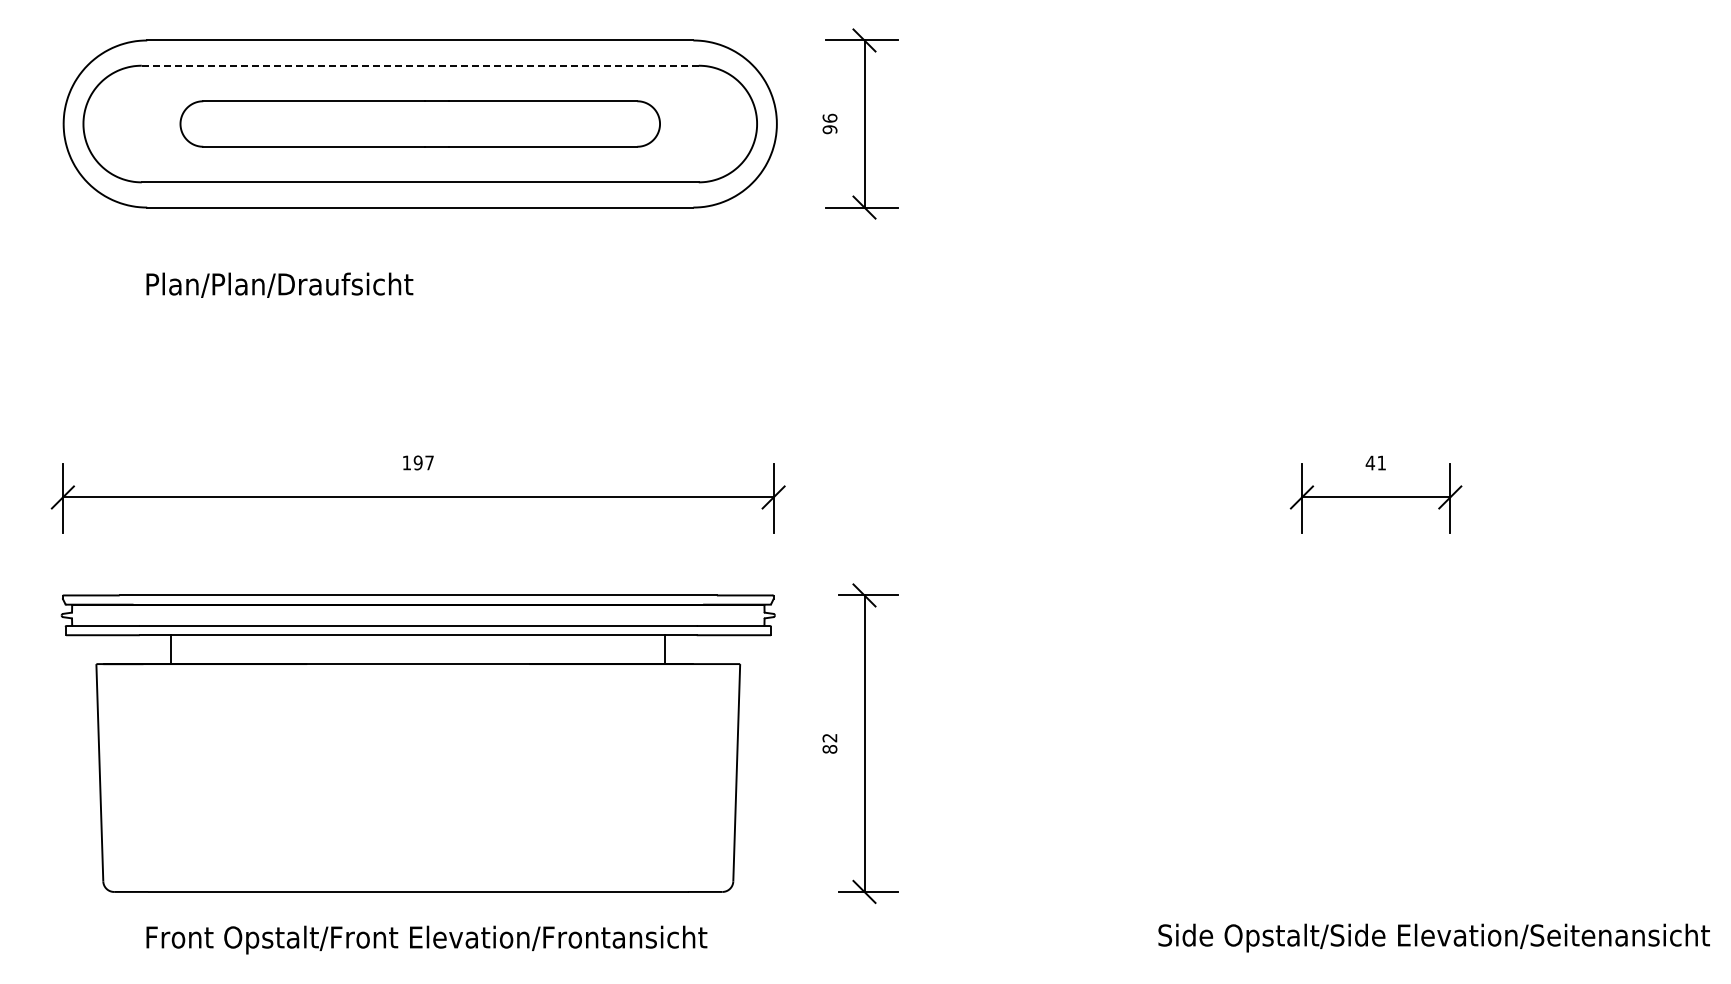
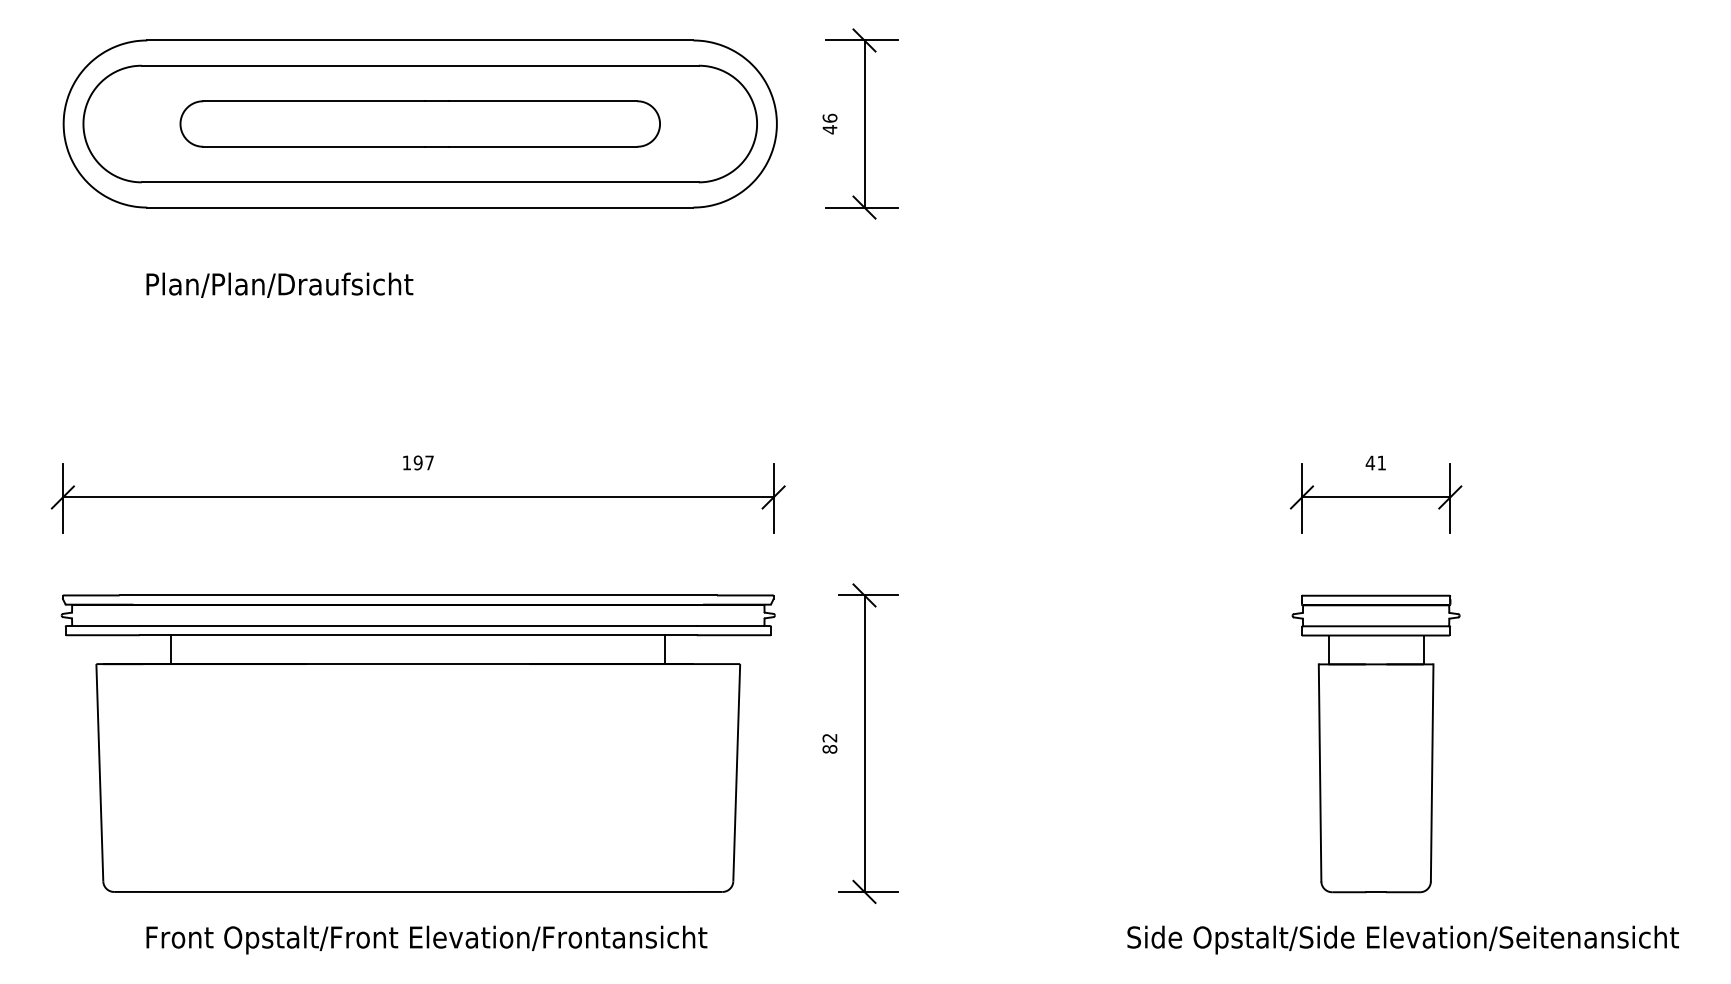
line: dashed -> solid (419, 65)
text: 96 -> 46 (829, 129)
part: none -> present (1375, 743)
text position: (1433, 937) -> (1402, 939) (1402, 939)
